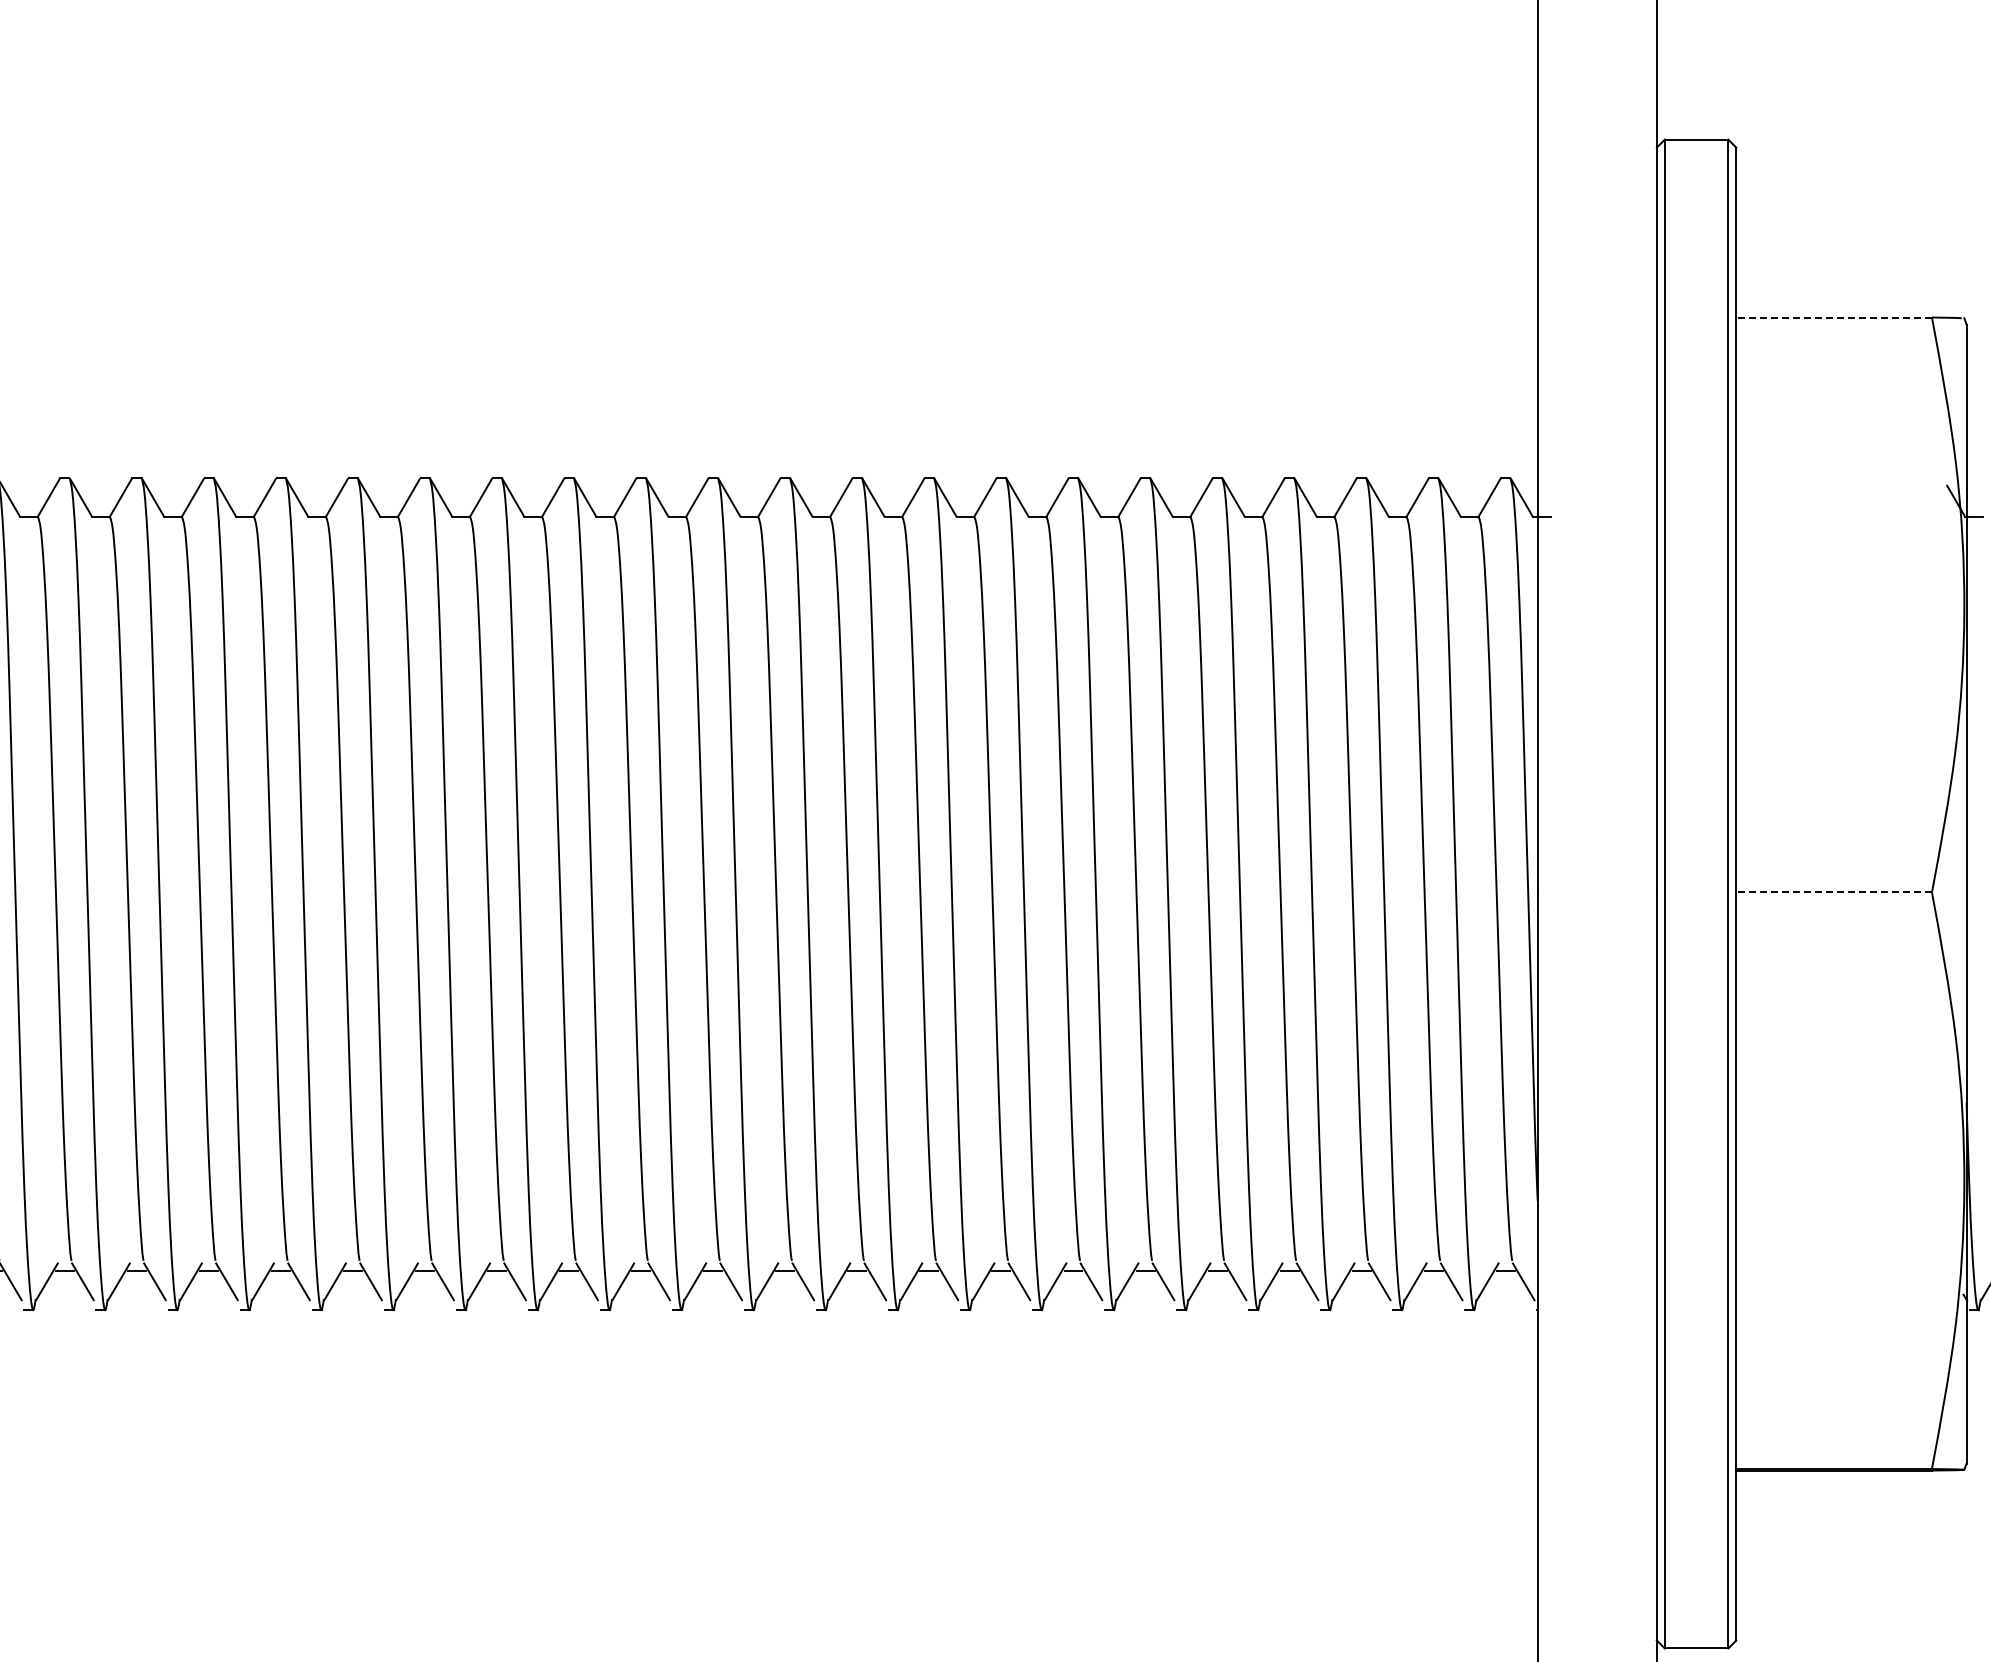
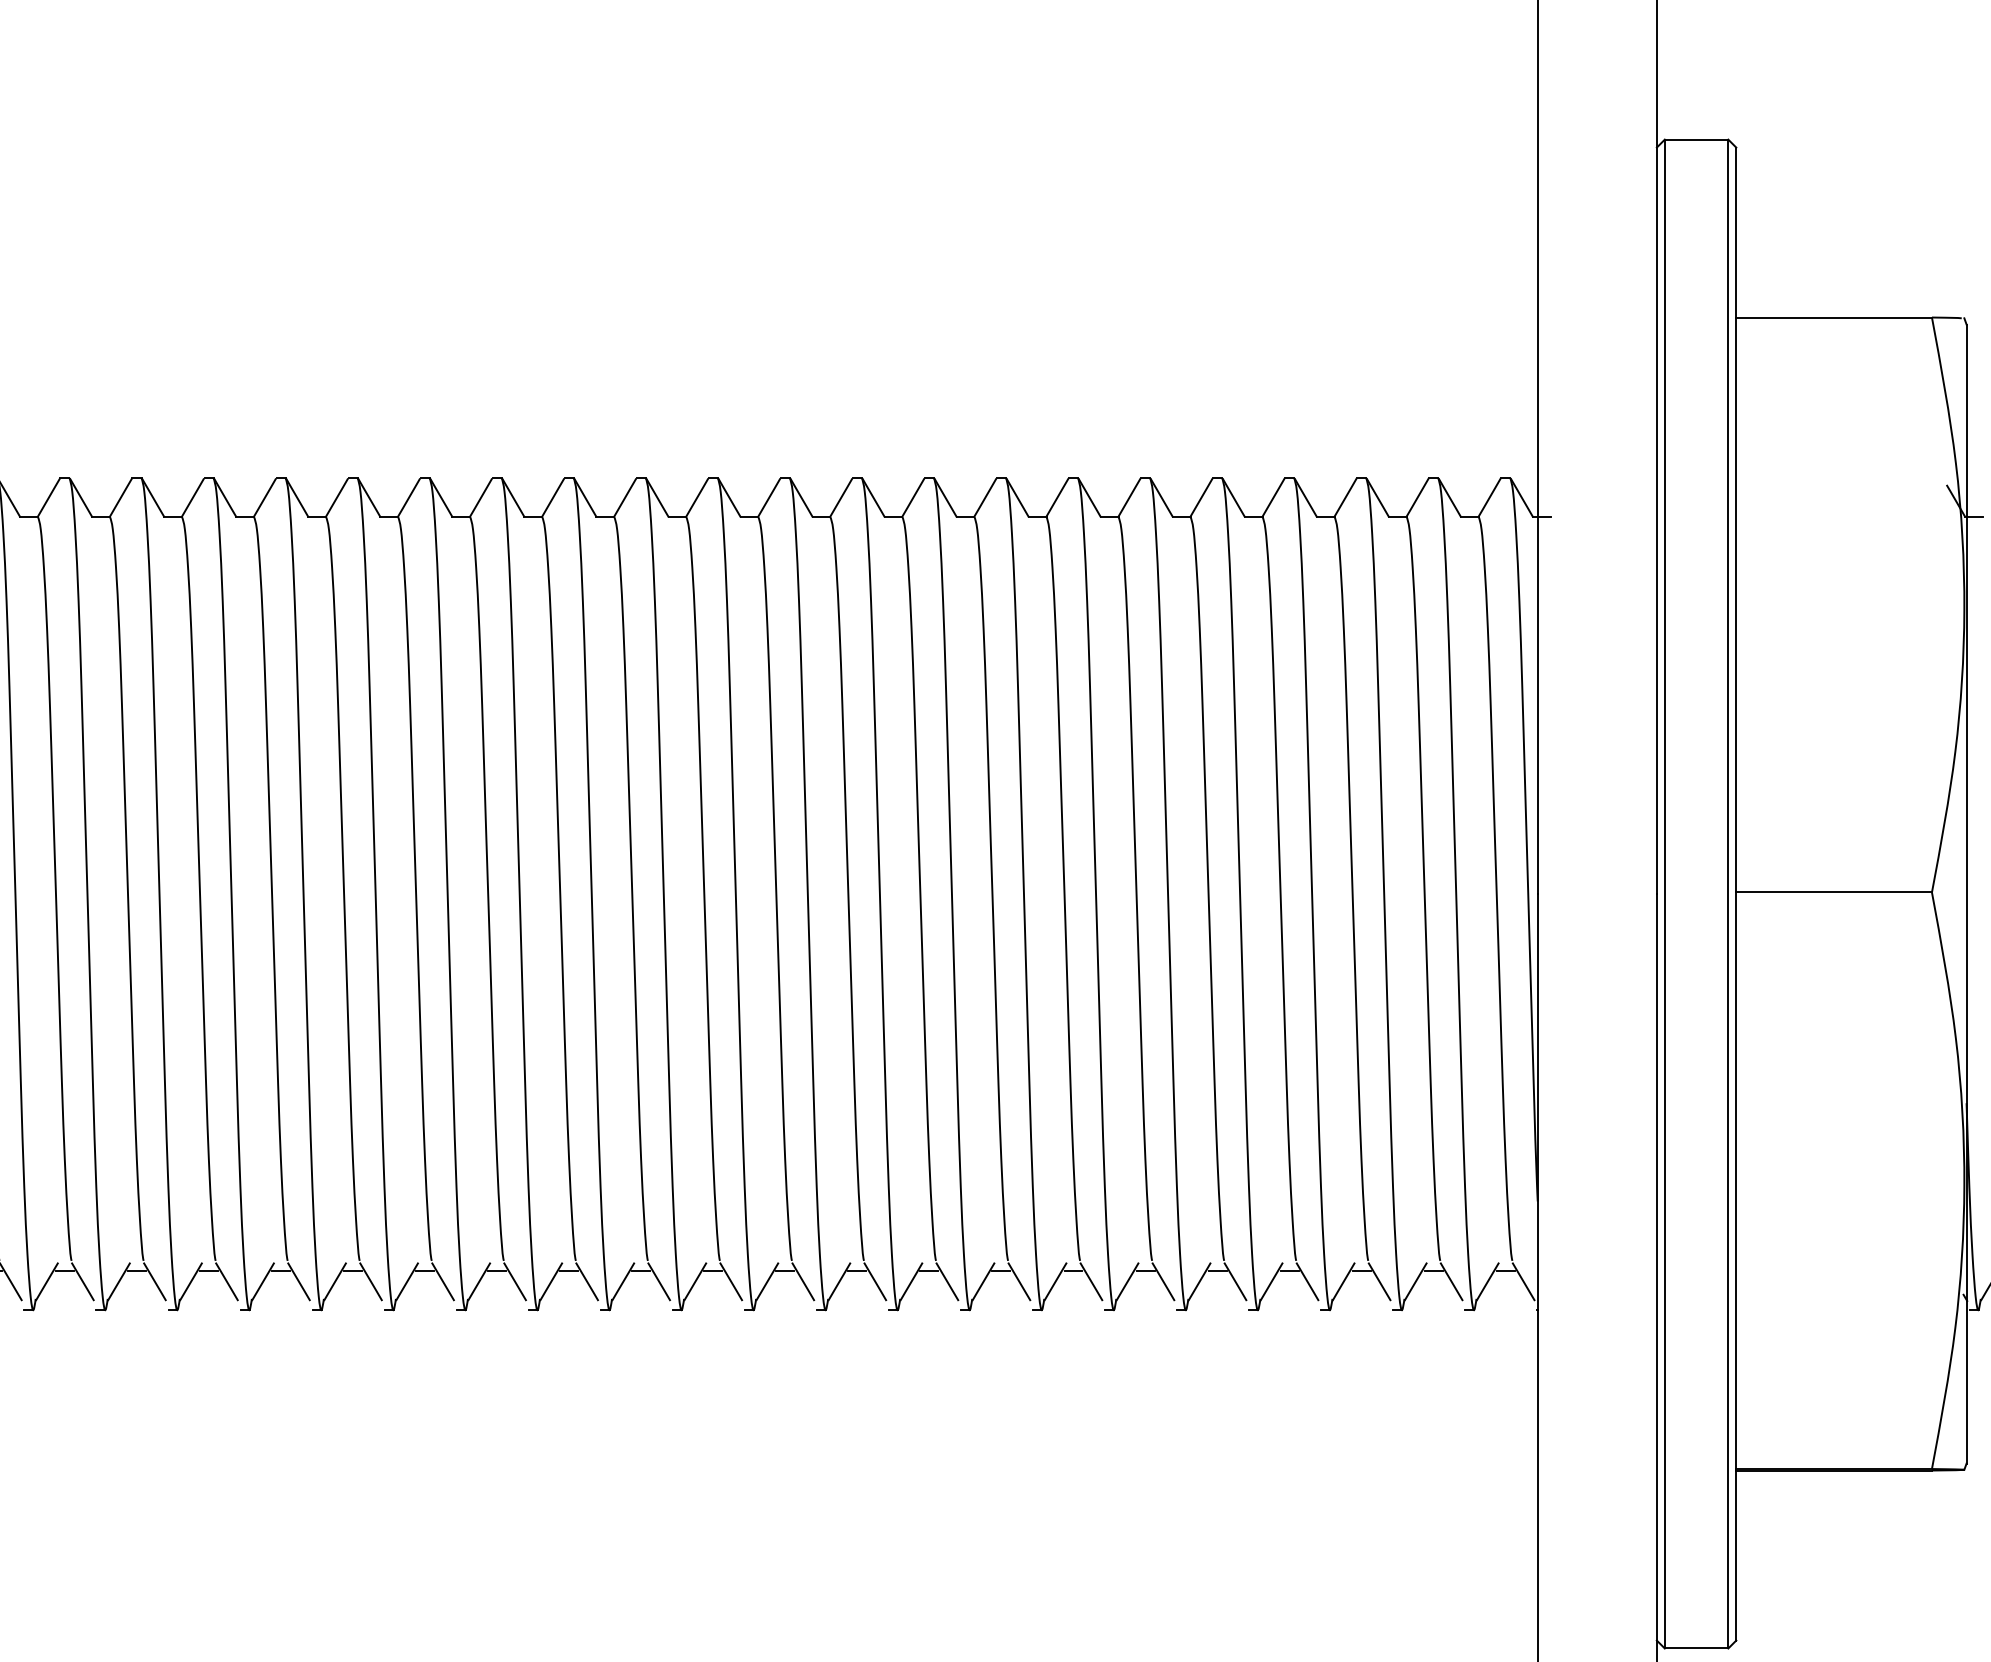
line: dashed -> solid (1834, 317)
line: dashed -> solid (1834, 892)
